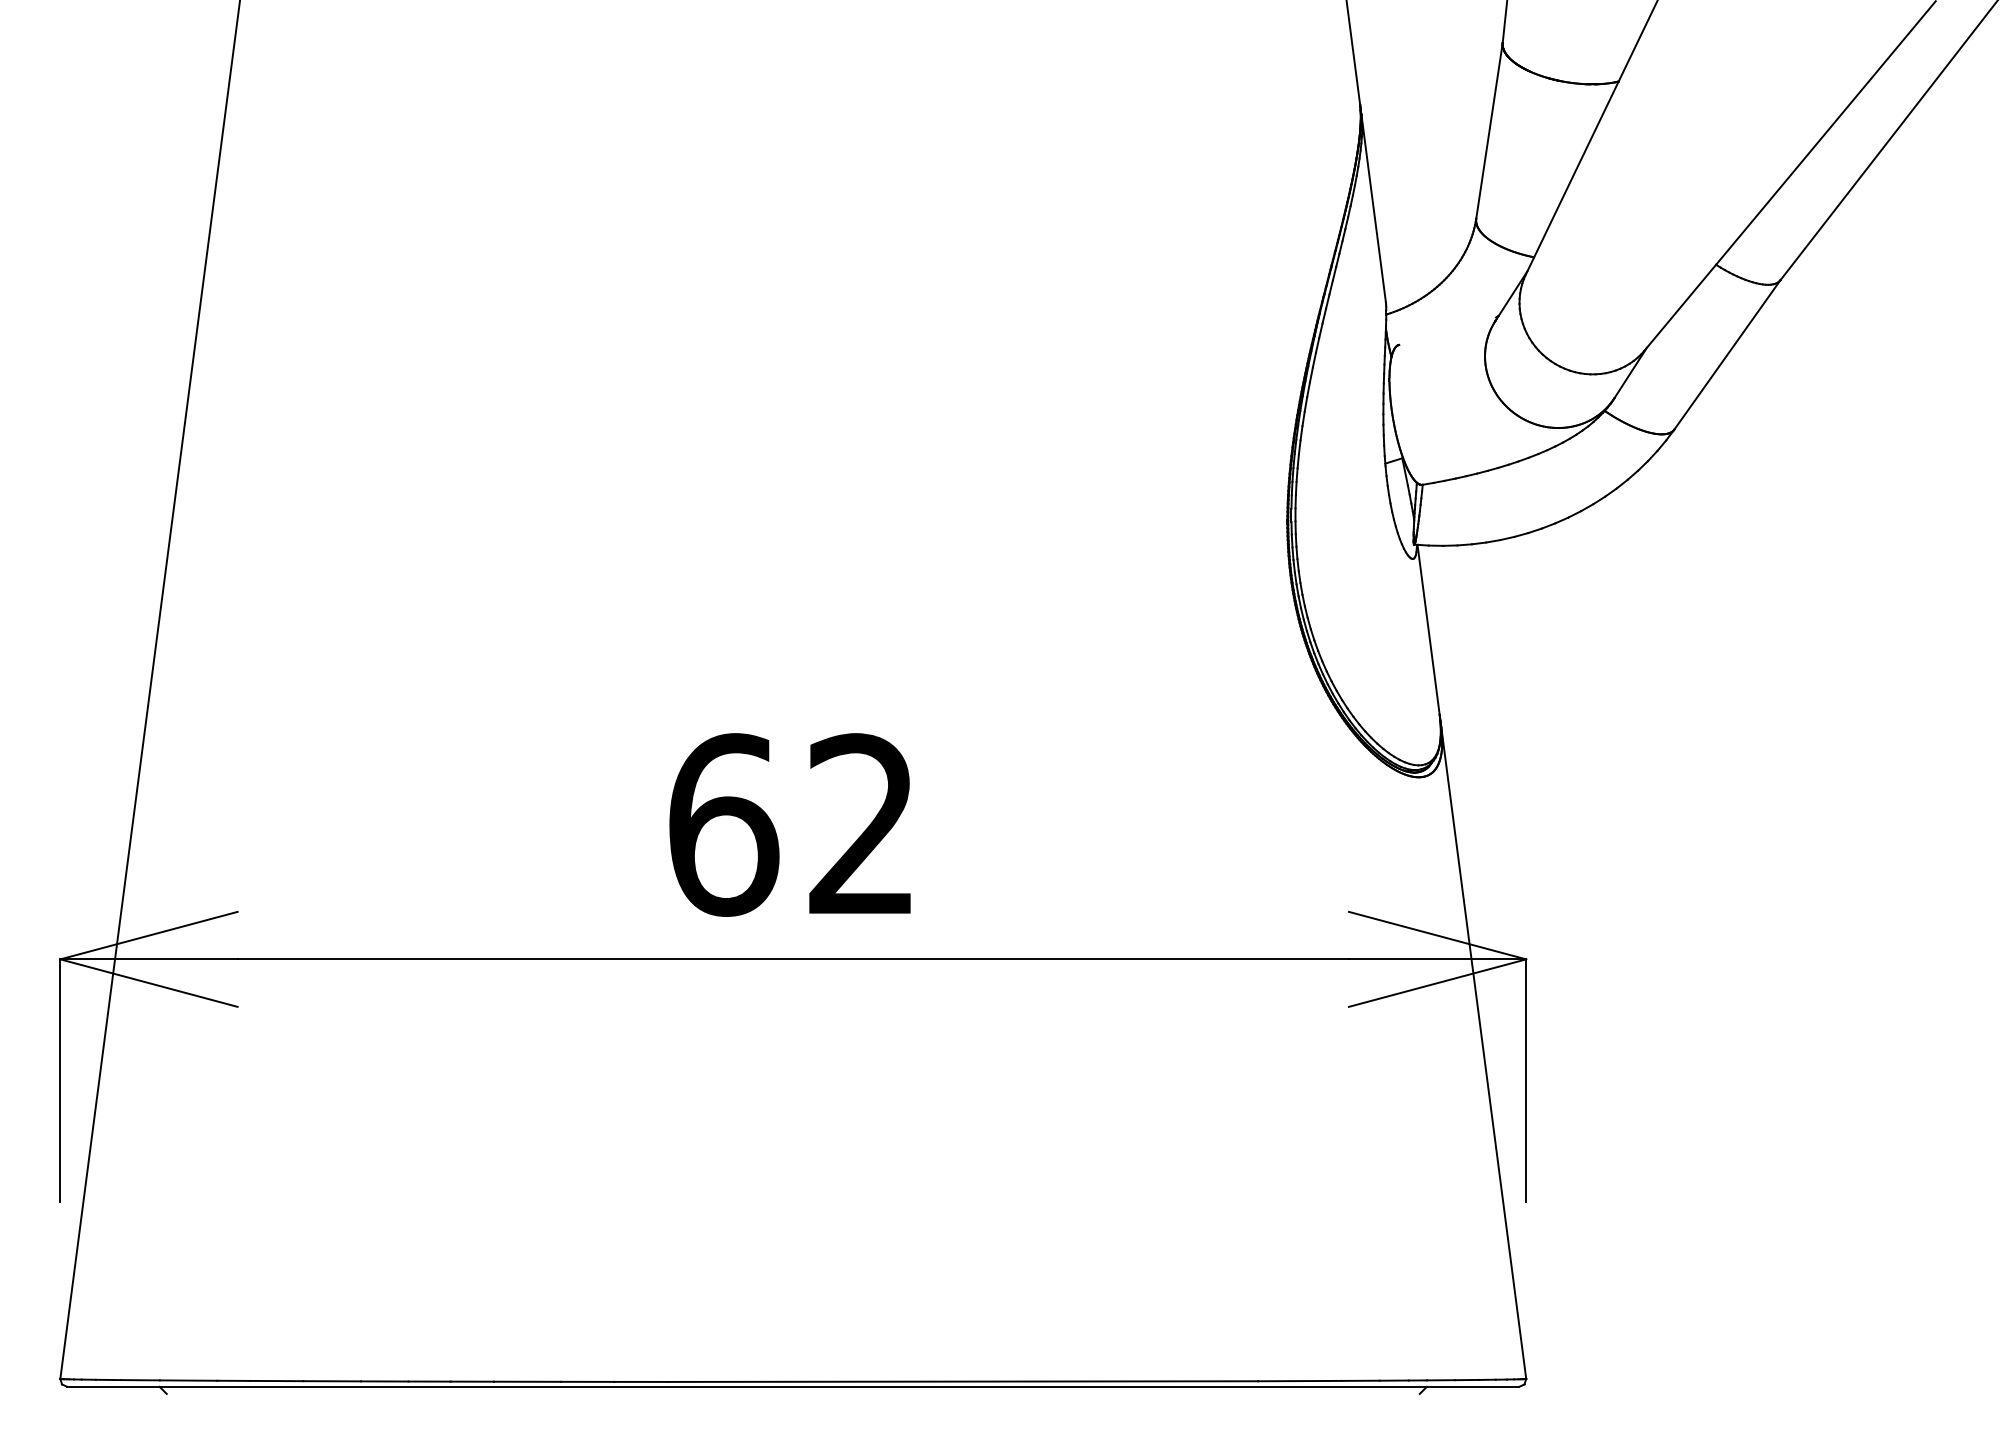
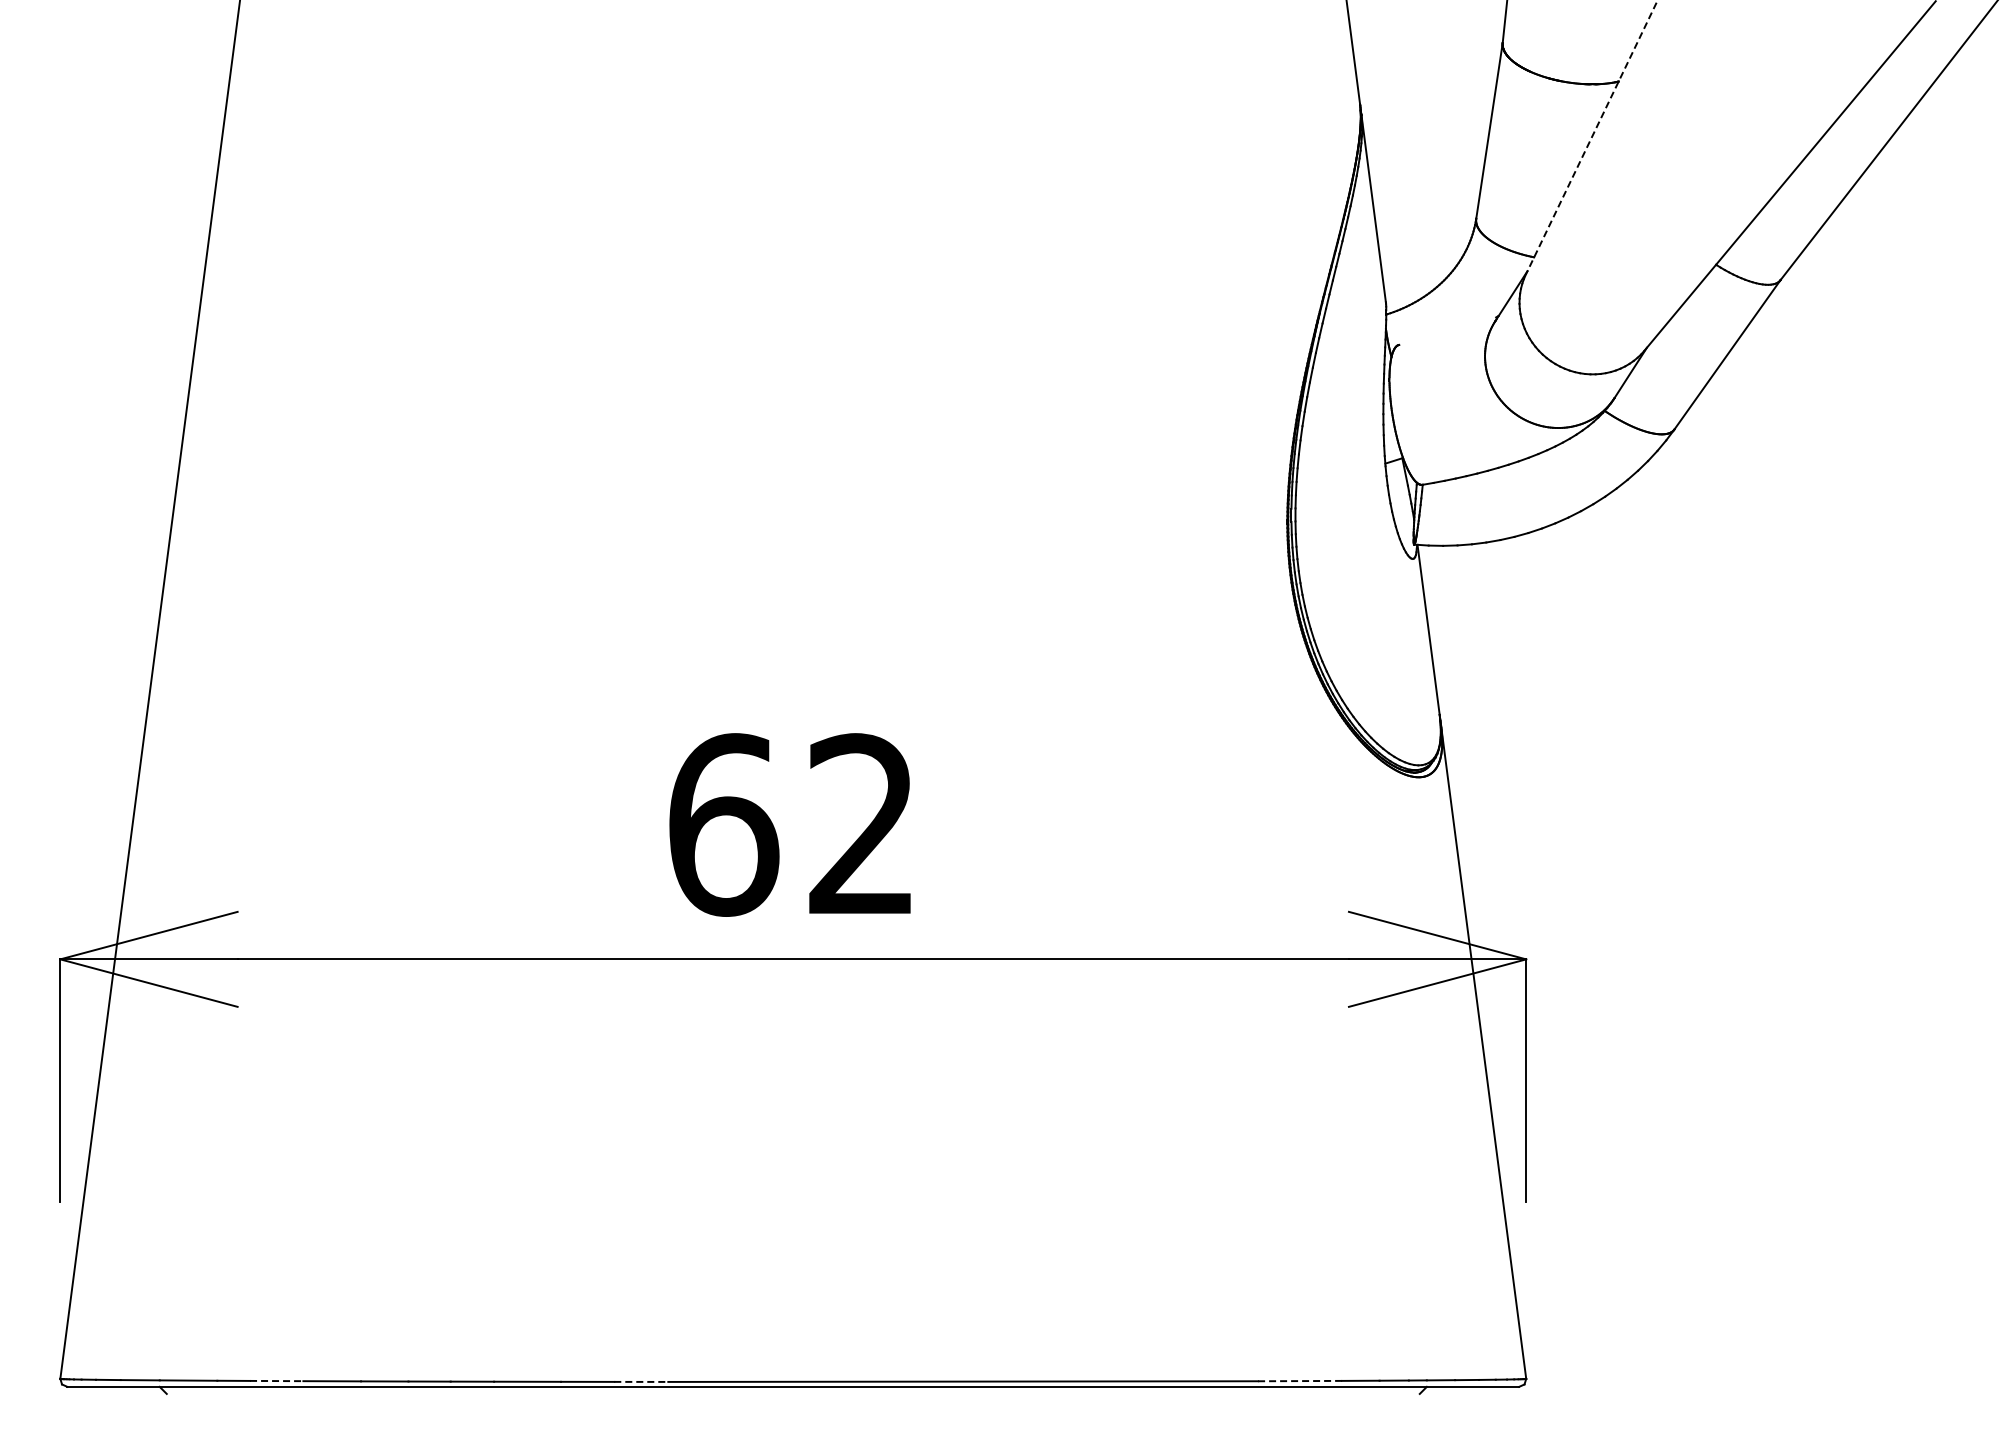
line: solid -> dashed (1591, 137)
line: solid -> dashed (276, 1381)
line: solid -> dashed (641, 1381)
line: solid -> dashed (1300, 1381)
